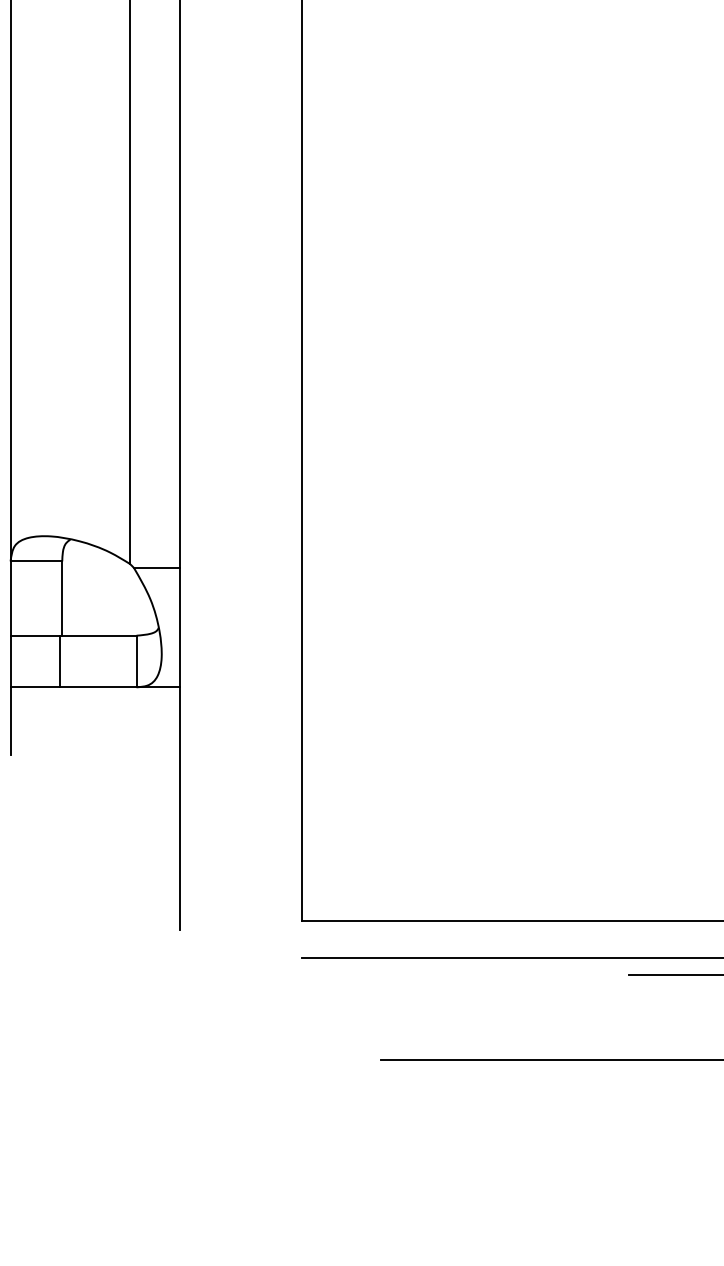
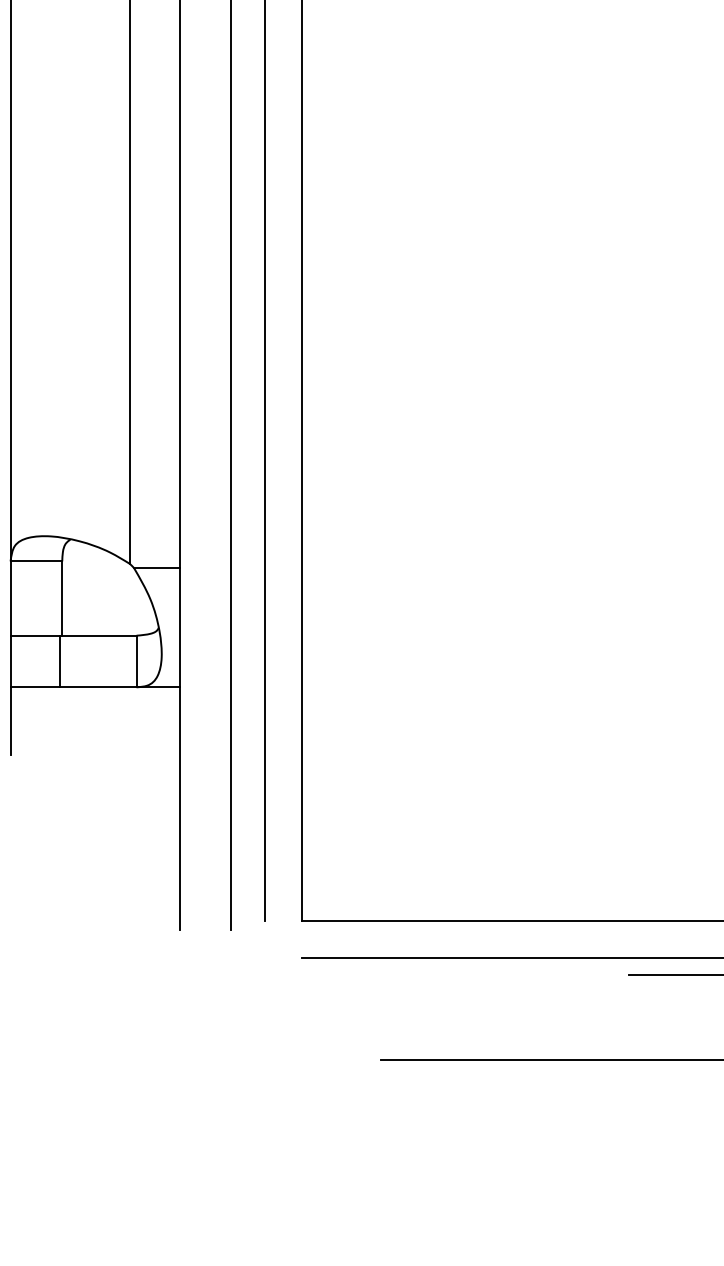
line: none -> present (264, 461)
line: none -> present (230, 466)
